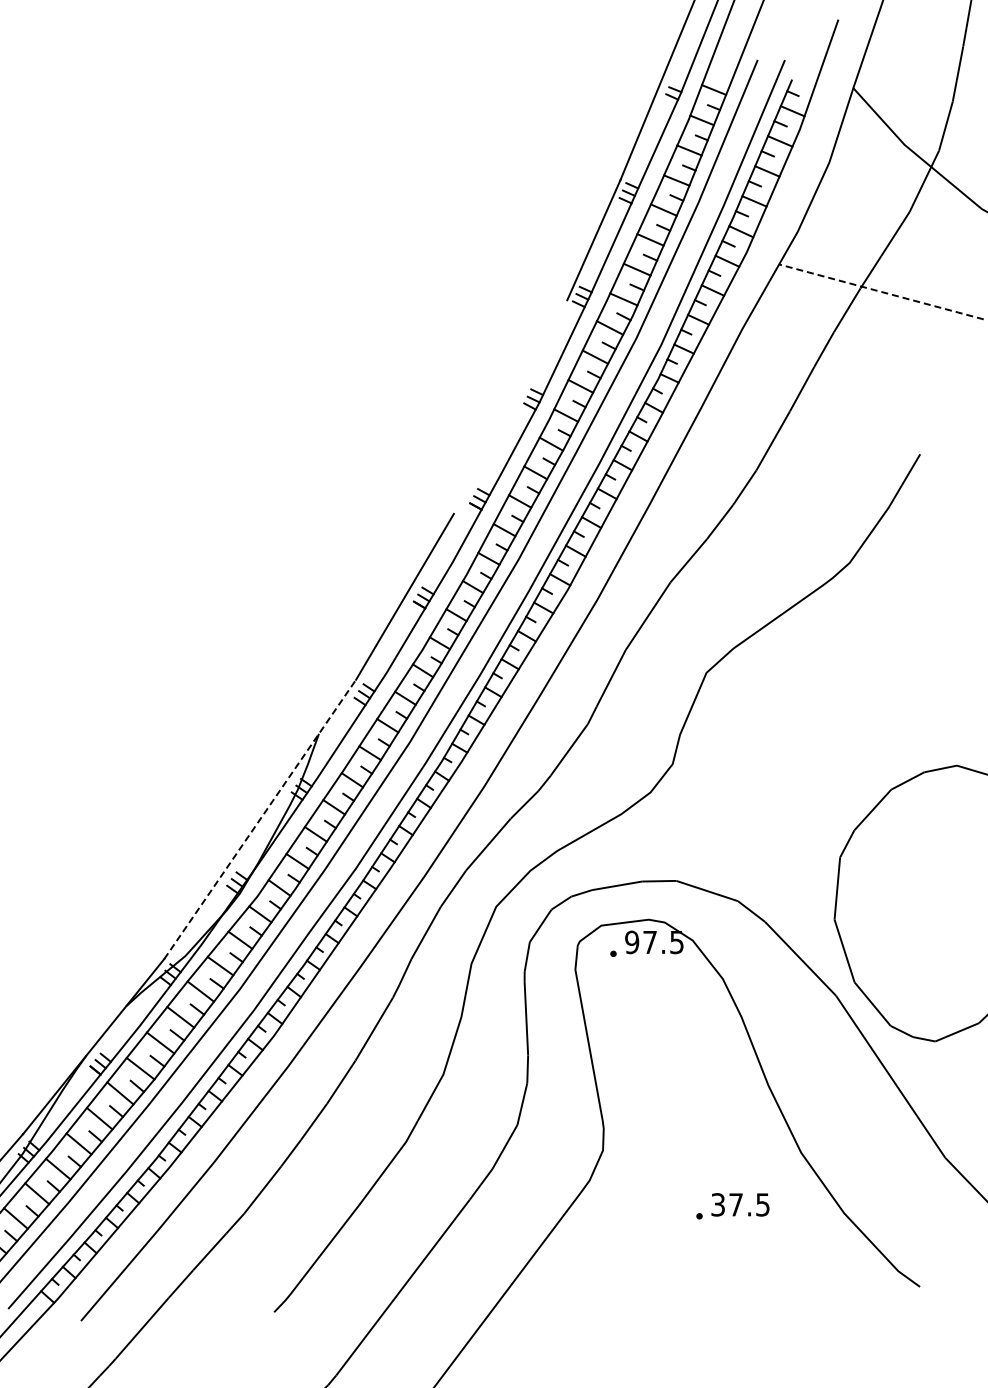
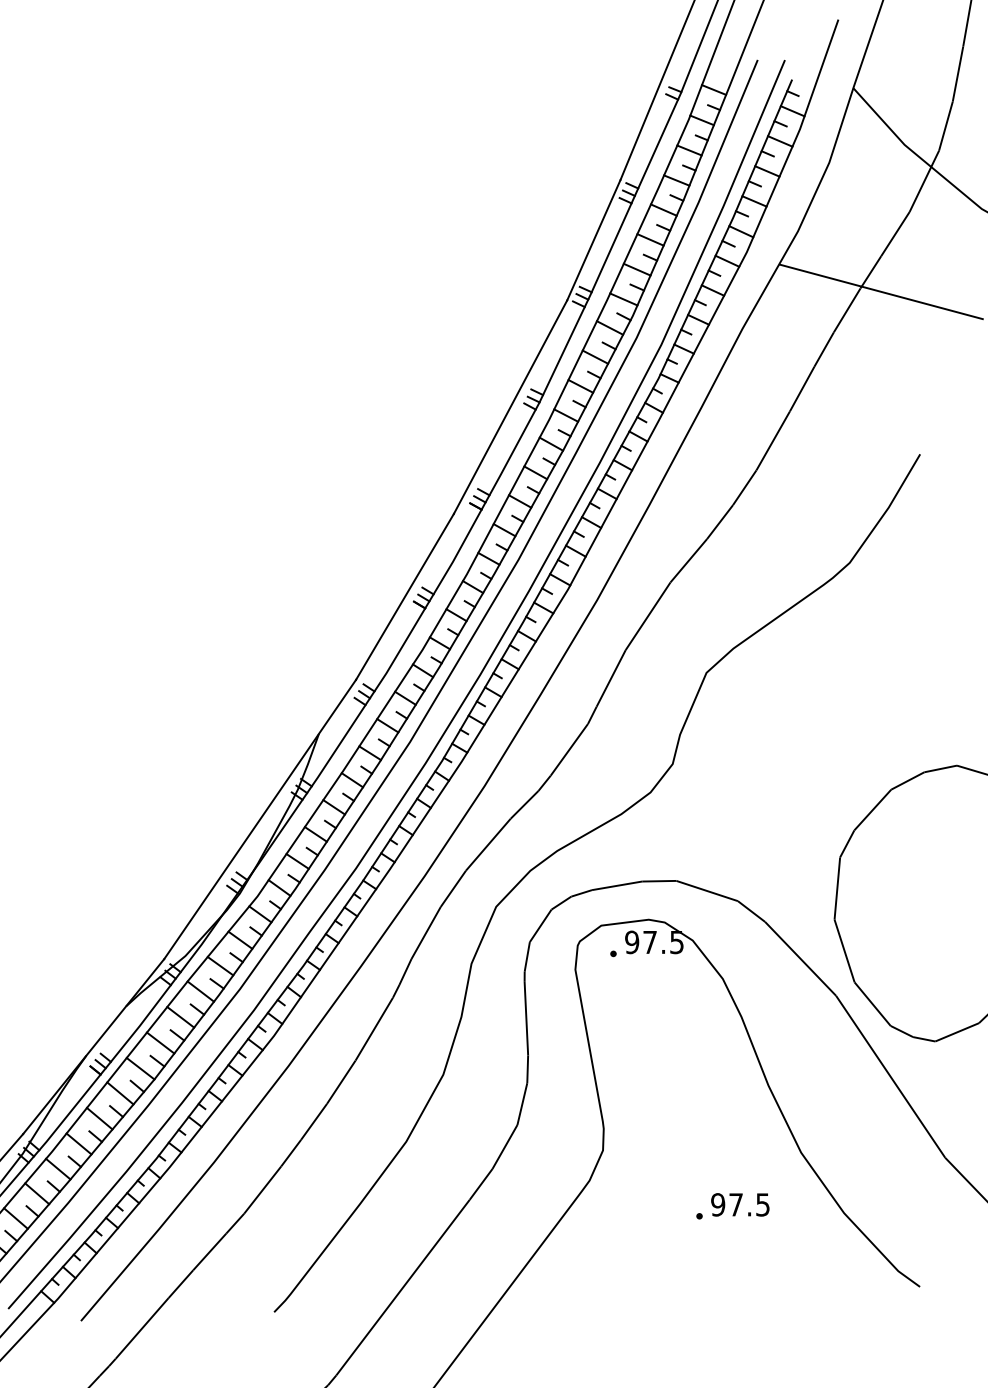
line: dashed -> solid (881, 291)
line: none -> present (510, 406)
line: dashed -> solid (260, 819)
text: 37.5 -> 97.5 (718, 1204)
